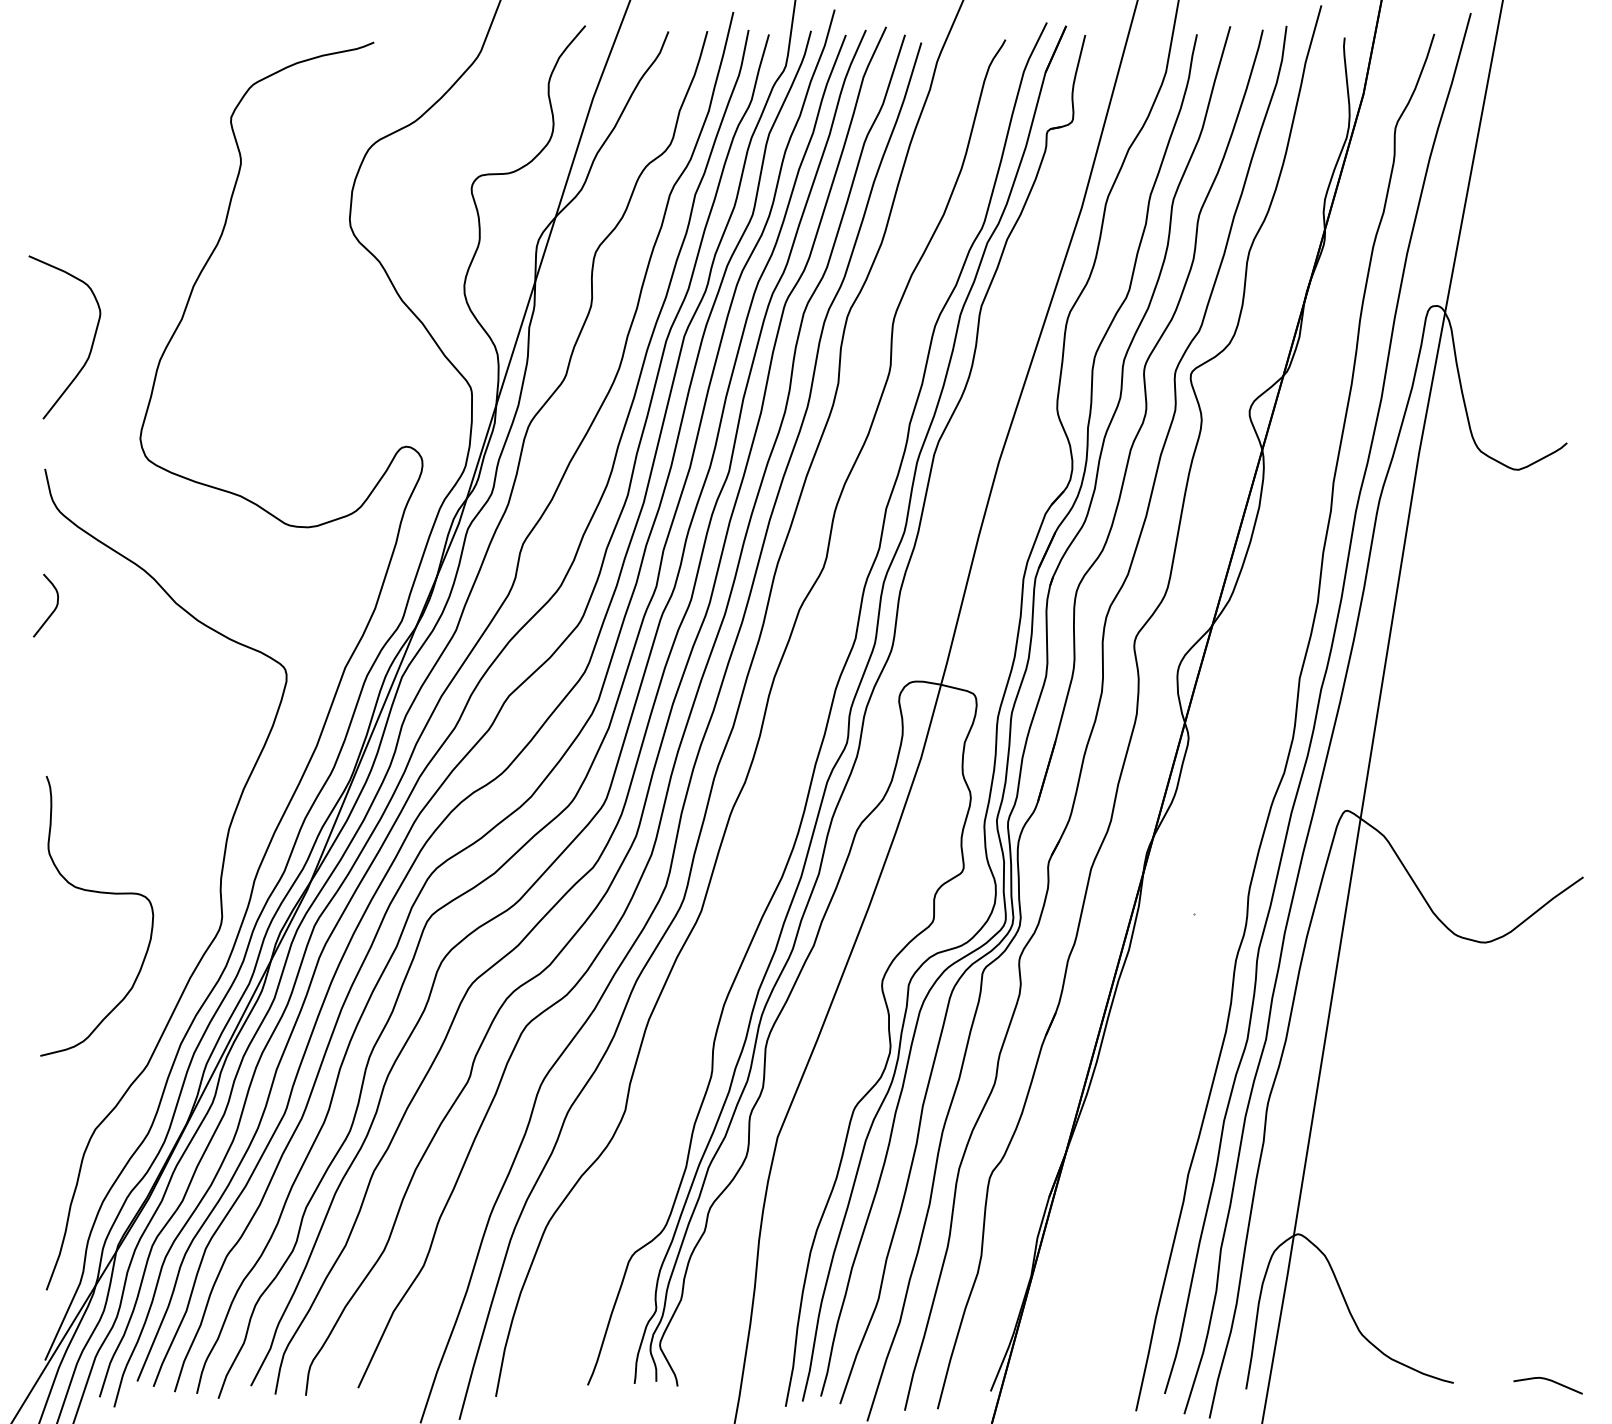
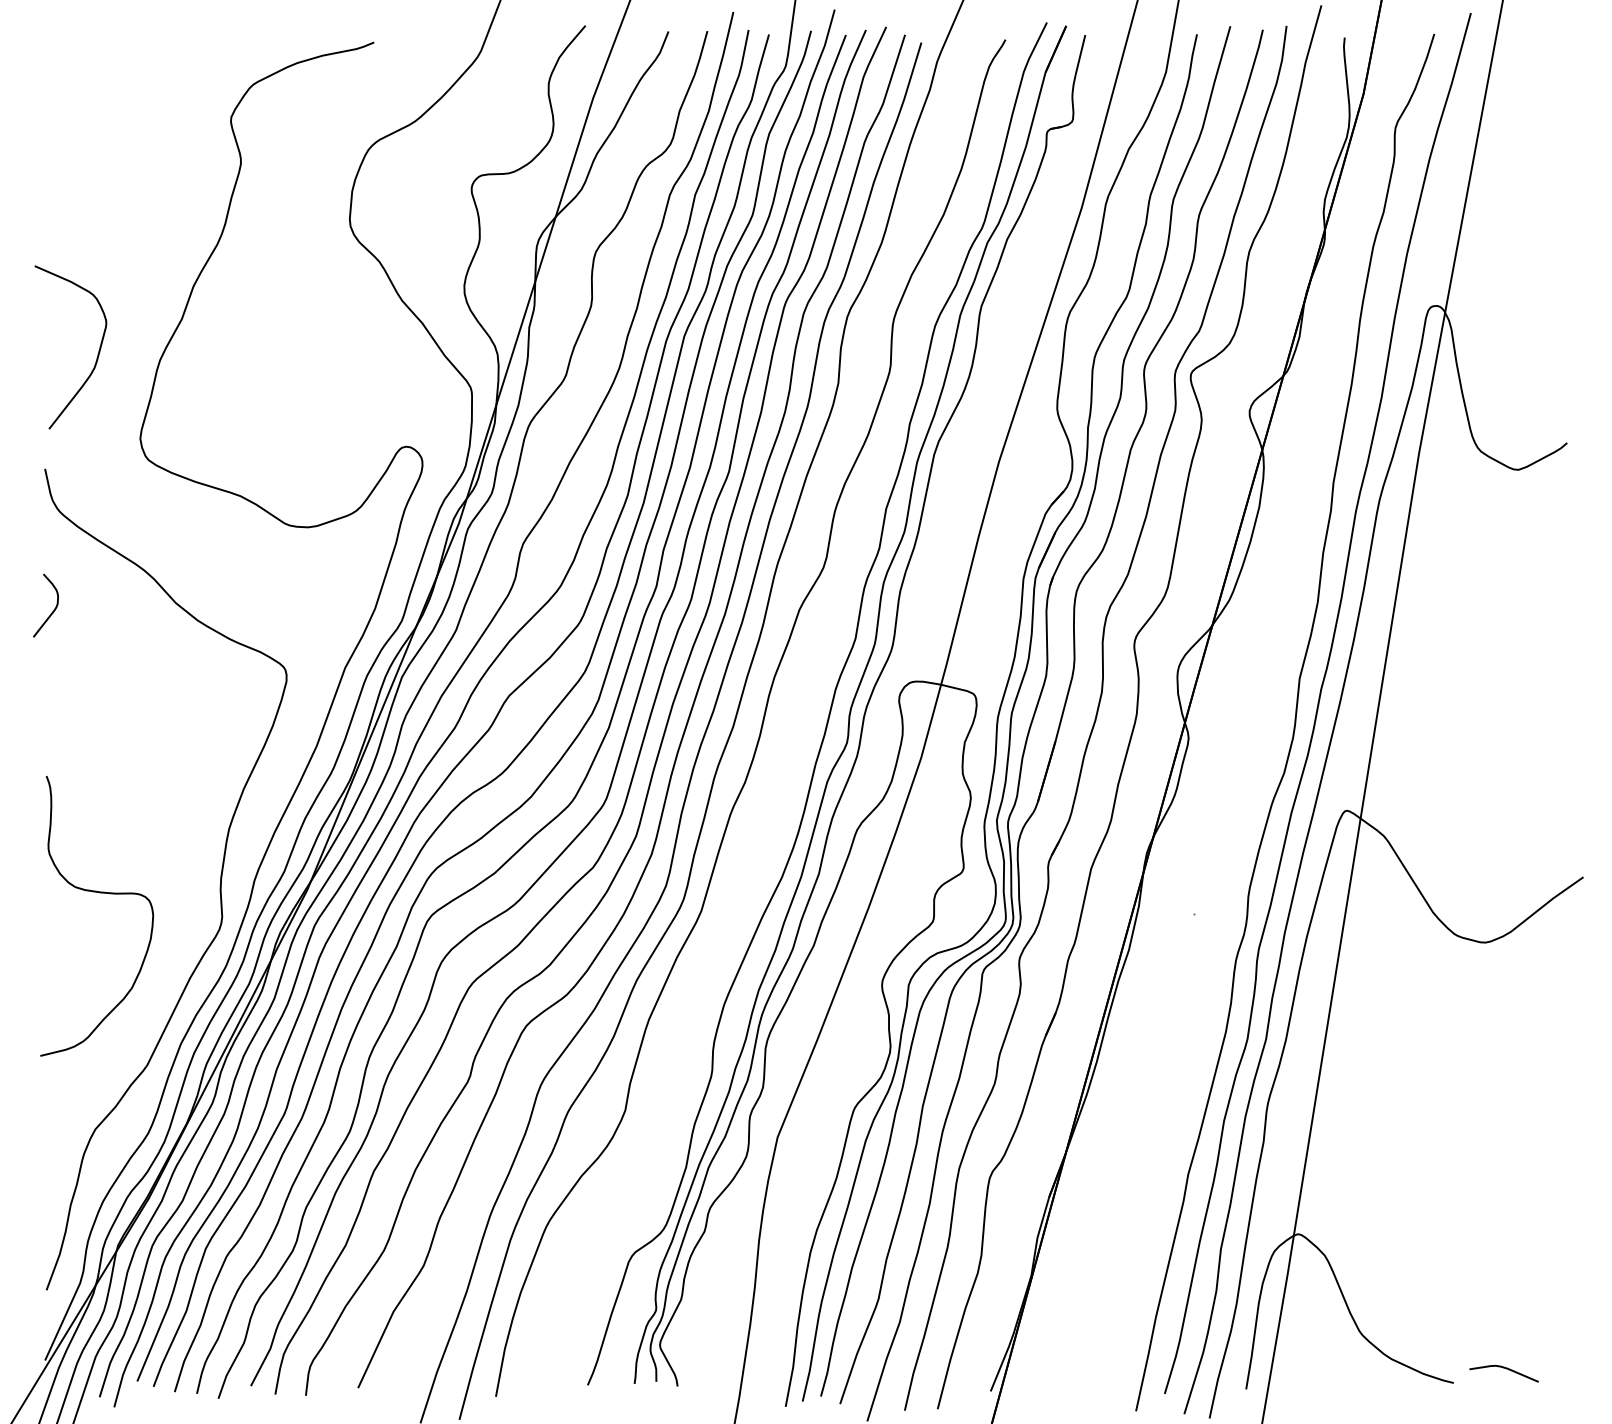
curve position: (90, 347) -> (96, 357) (96, 357)
curve position: (1547, 1380) -> (1503, 1368) (1503, 1368)
